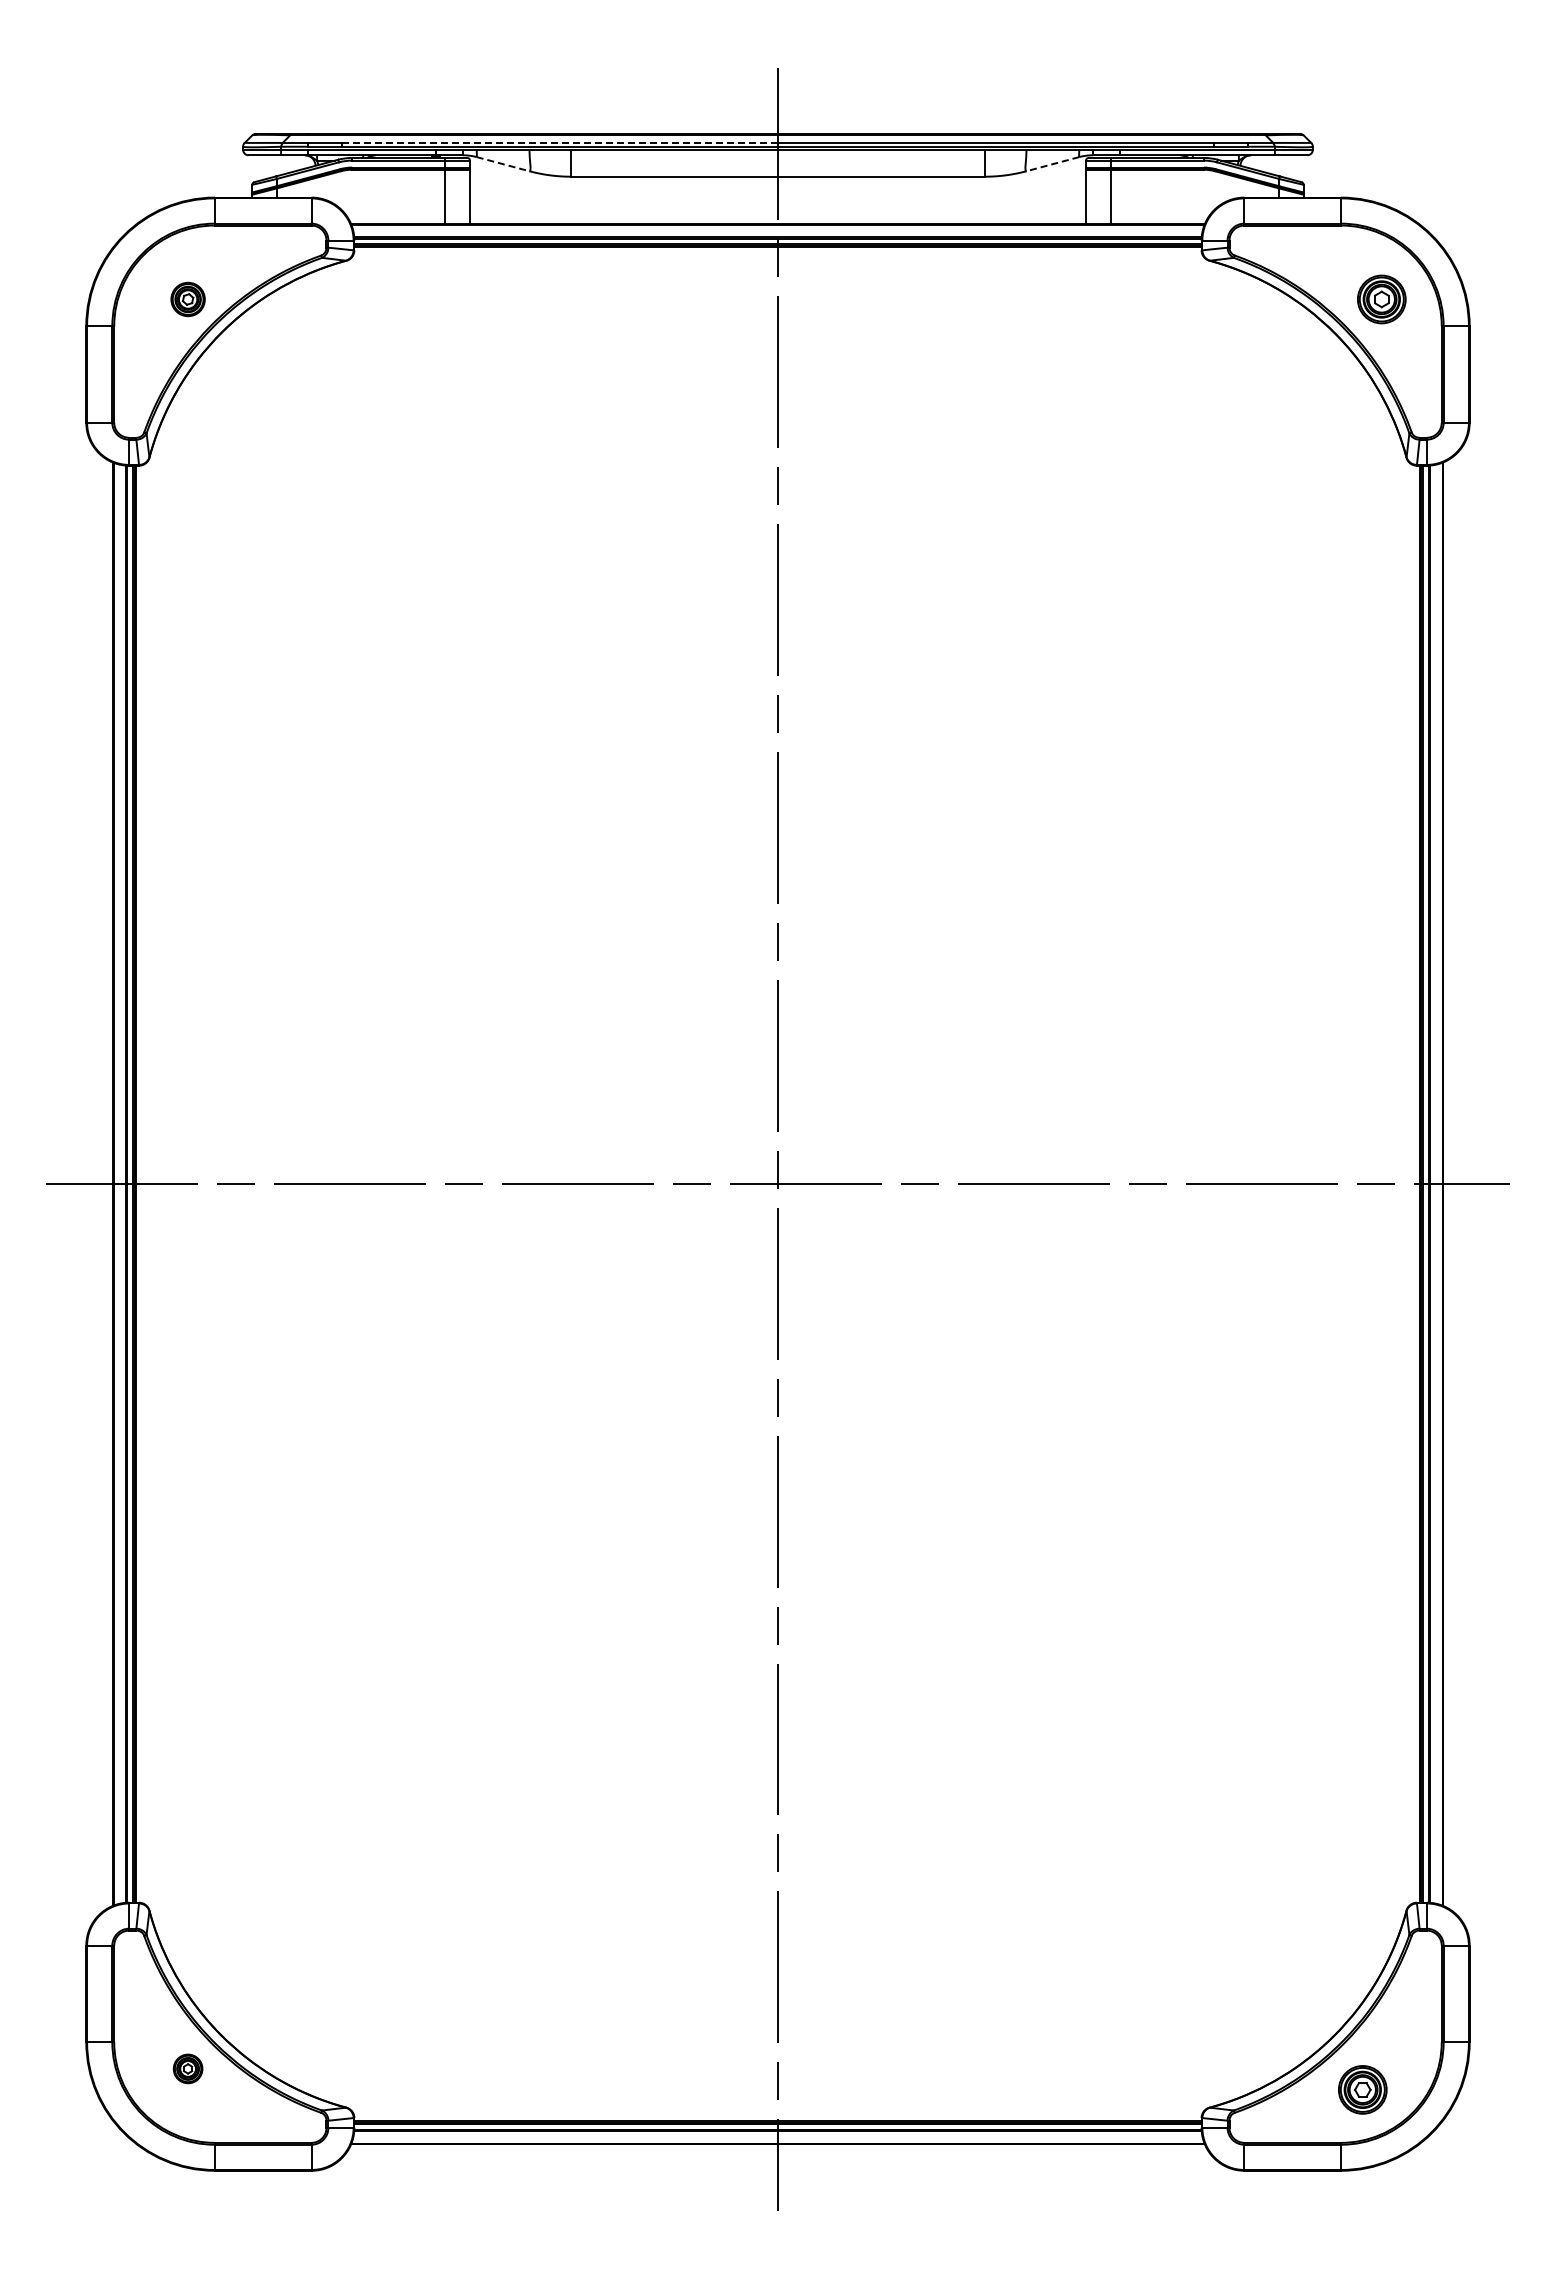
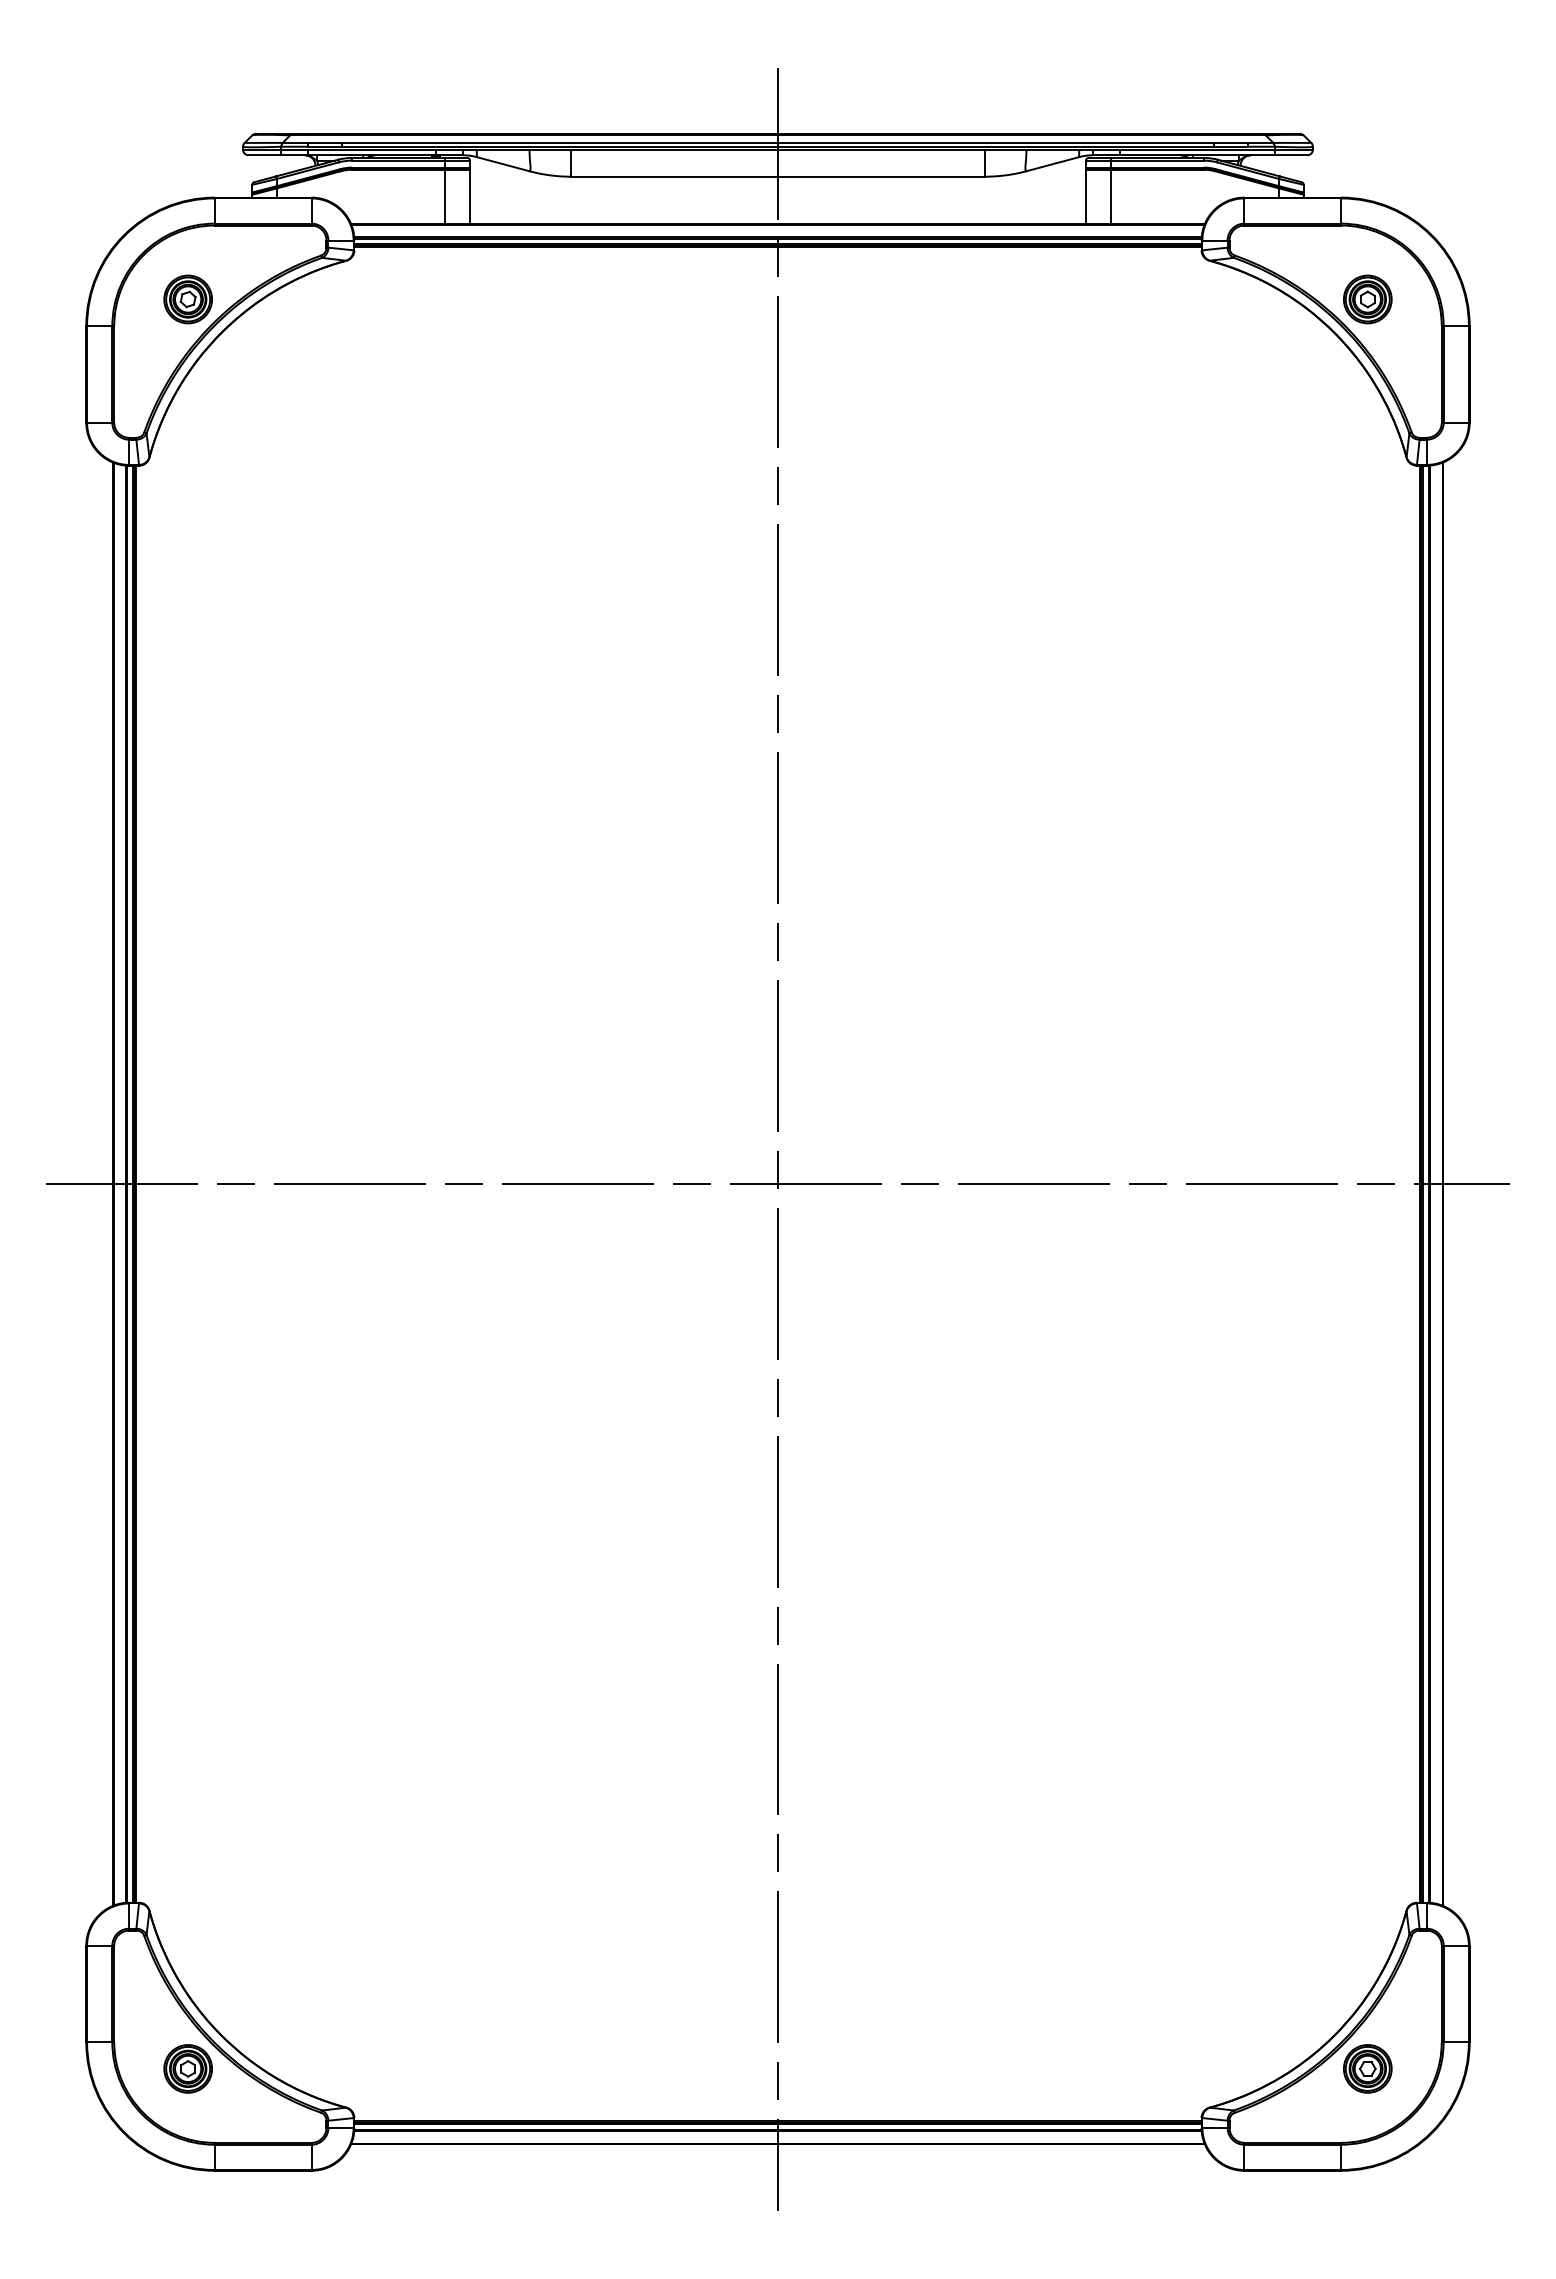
line: dashed -> solid (560, 142)
line: dashed -> solid (503, 164)
line: dashed -> solid (1052, 164)
part size: 36x37 px -> 50x51 px (187, 299)
part position: (1381, 299) -> (1367, 299) (1367, 299)
part size: 32x32 px -> 50x50 px (187, 2068)
part position: (1362, 2089) -> (1367, 2068) (1367, 2068)
